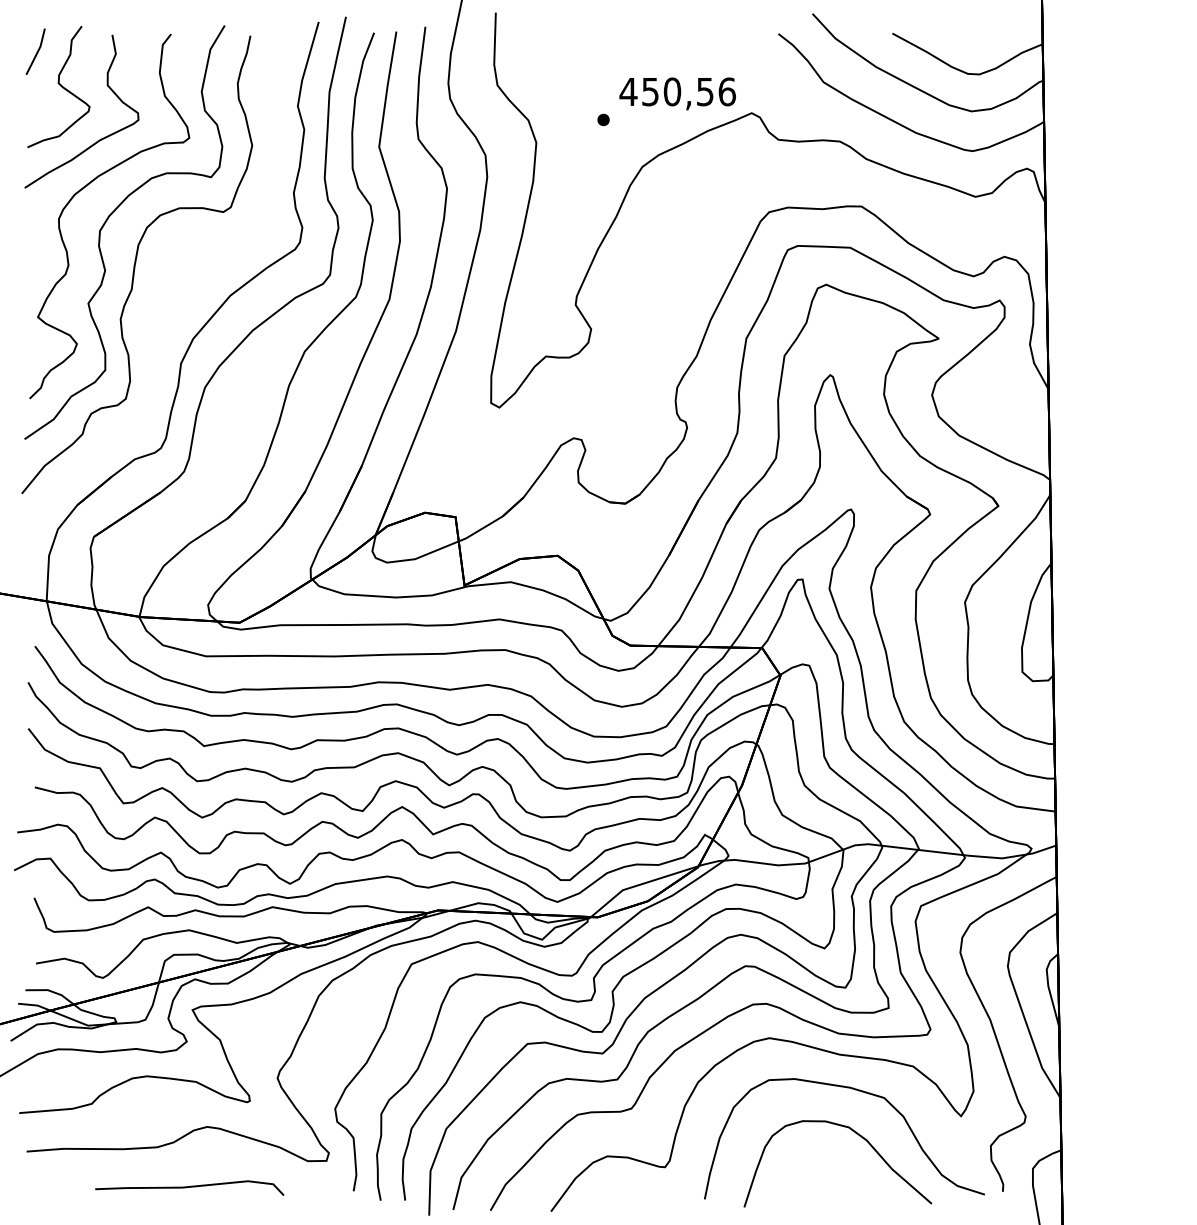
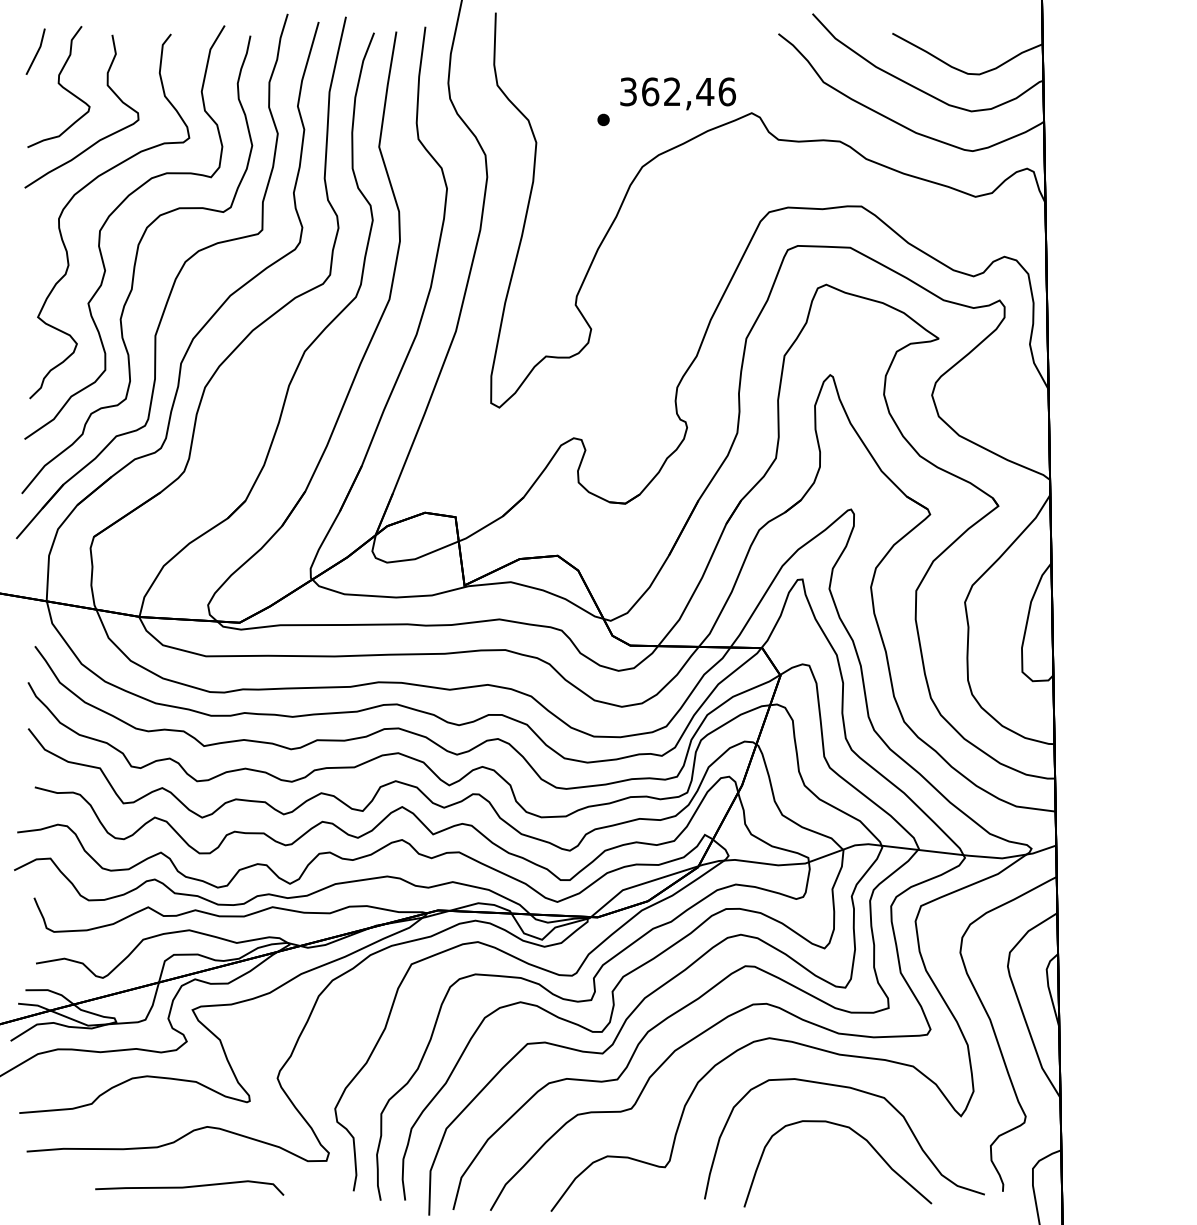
text: 450,56 -> 362,46 (666, 91)
part: none -> present (172, 284)
